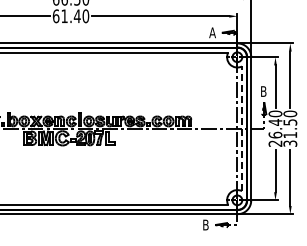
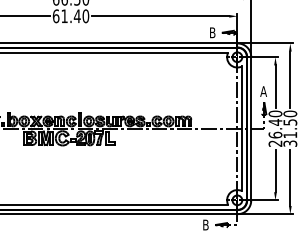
text: A -> B (212, 32)
text: B -> A (263, 91)
line: dashed -> solid (242, 128)
